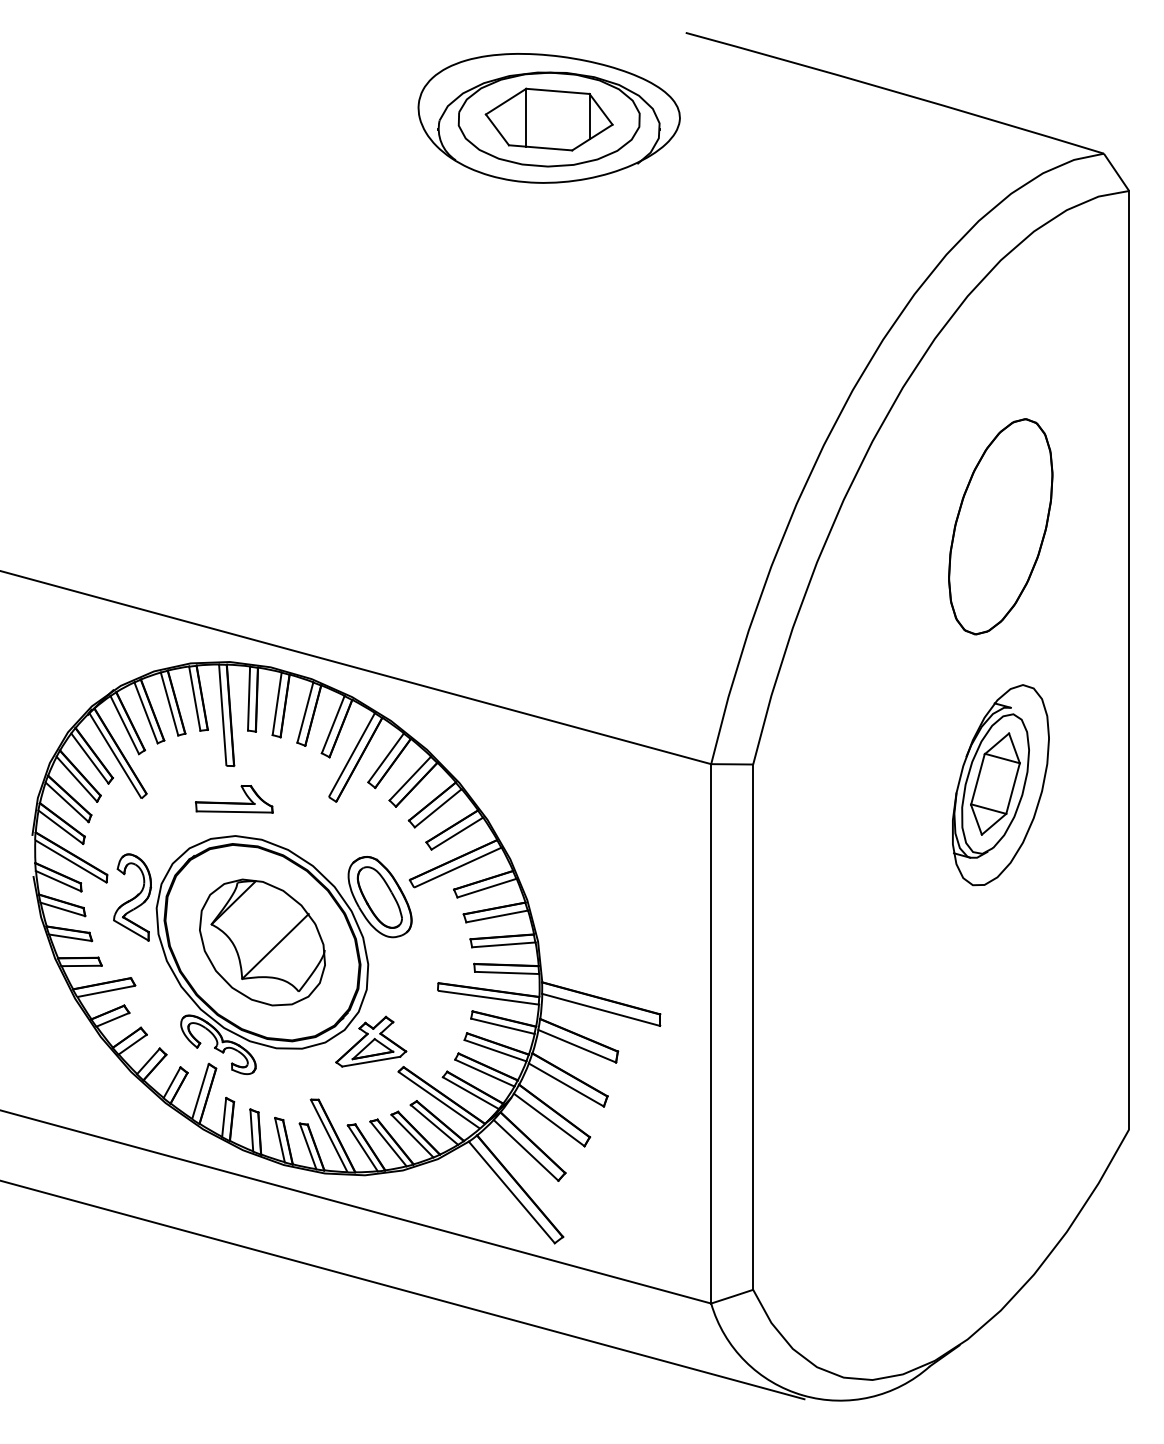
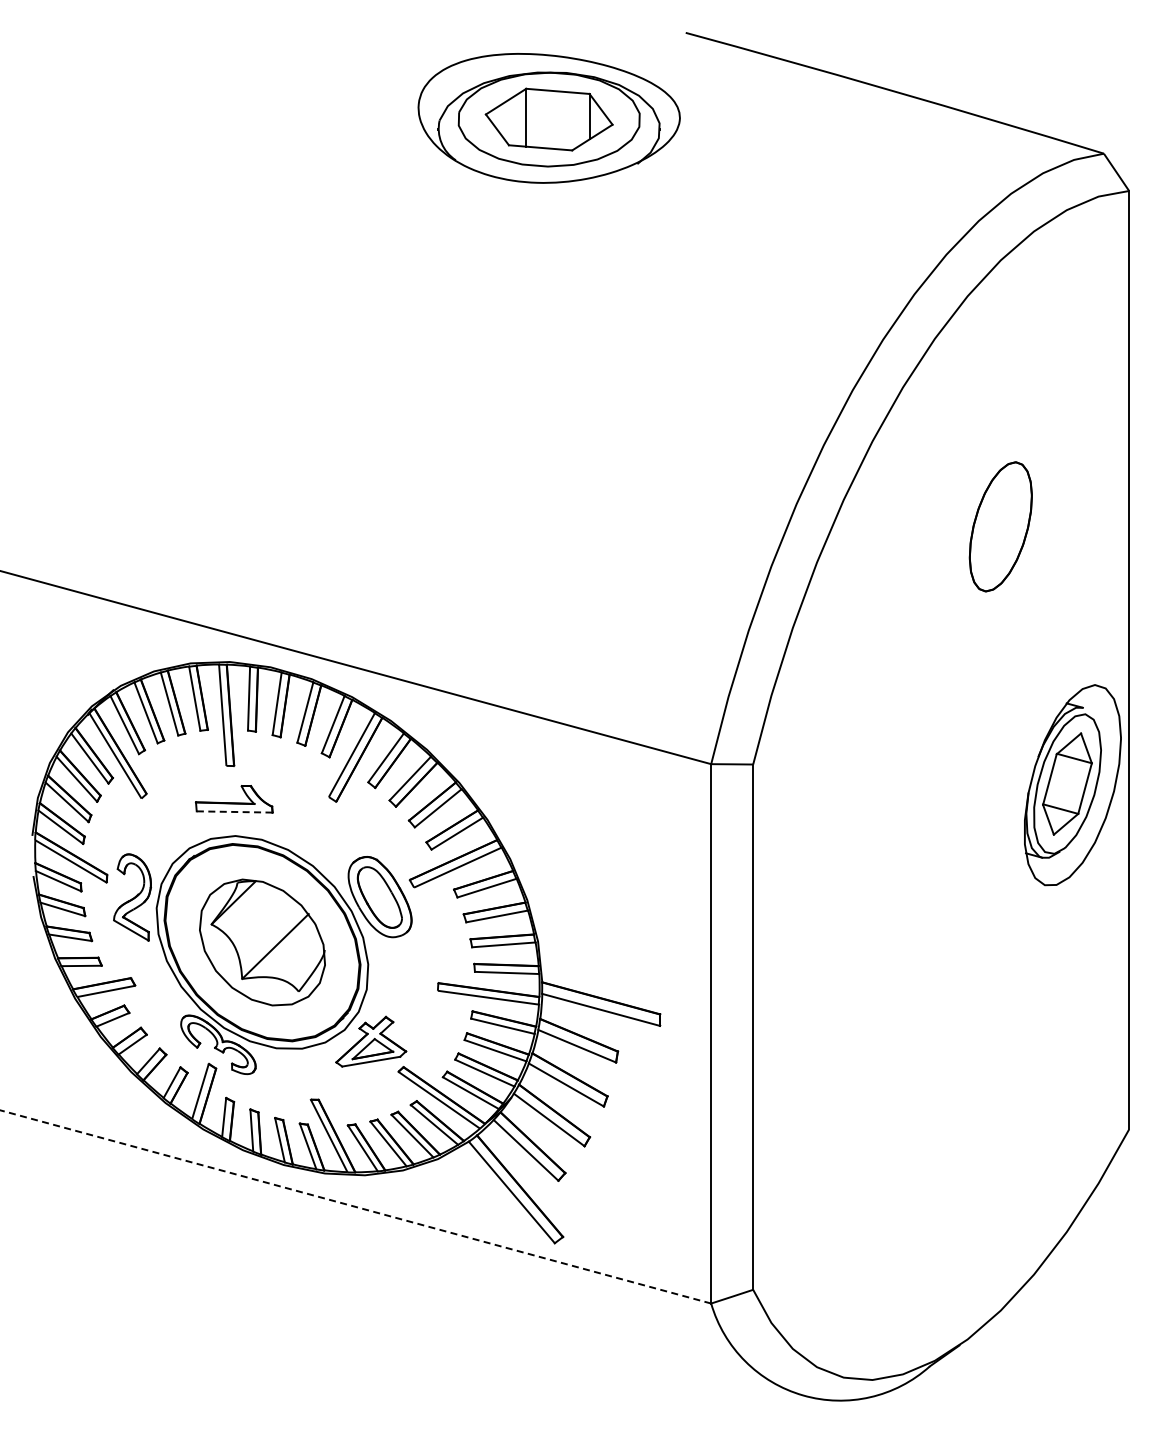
part size: 106x218 px -> 65x132 px (1000, 526)
part position: (1000, 785) -> (1072, 785) (1072, 785)
line: solid -> dashed (234, 811)
line: solid -> dashed (355, 1206)
line: present -> none (403, 1290)
